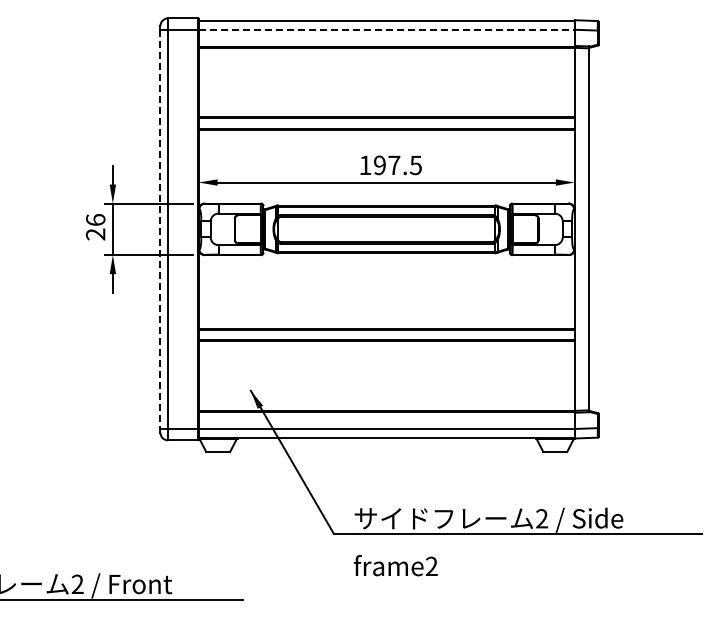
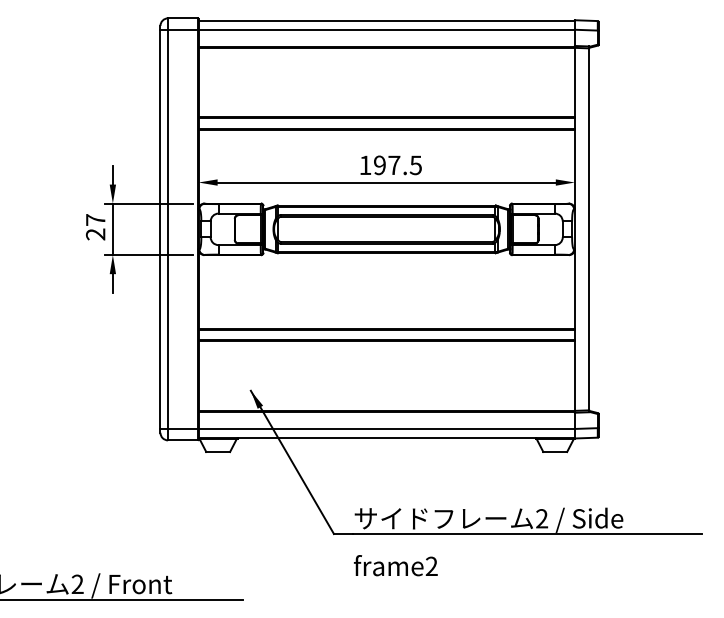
line: dashed -> solid (387, 29)
text: 26 -> 27 (95, 219)
line: dashed -> solid (160, 229)
